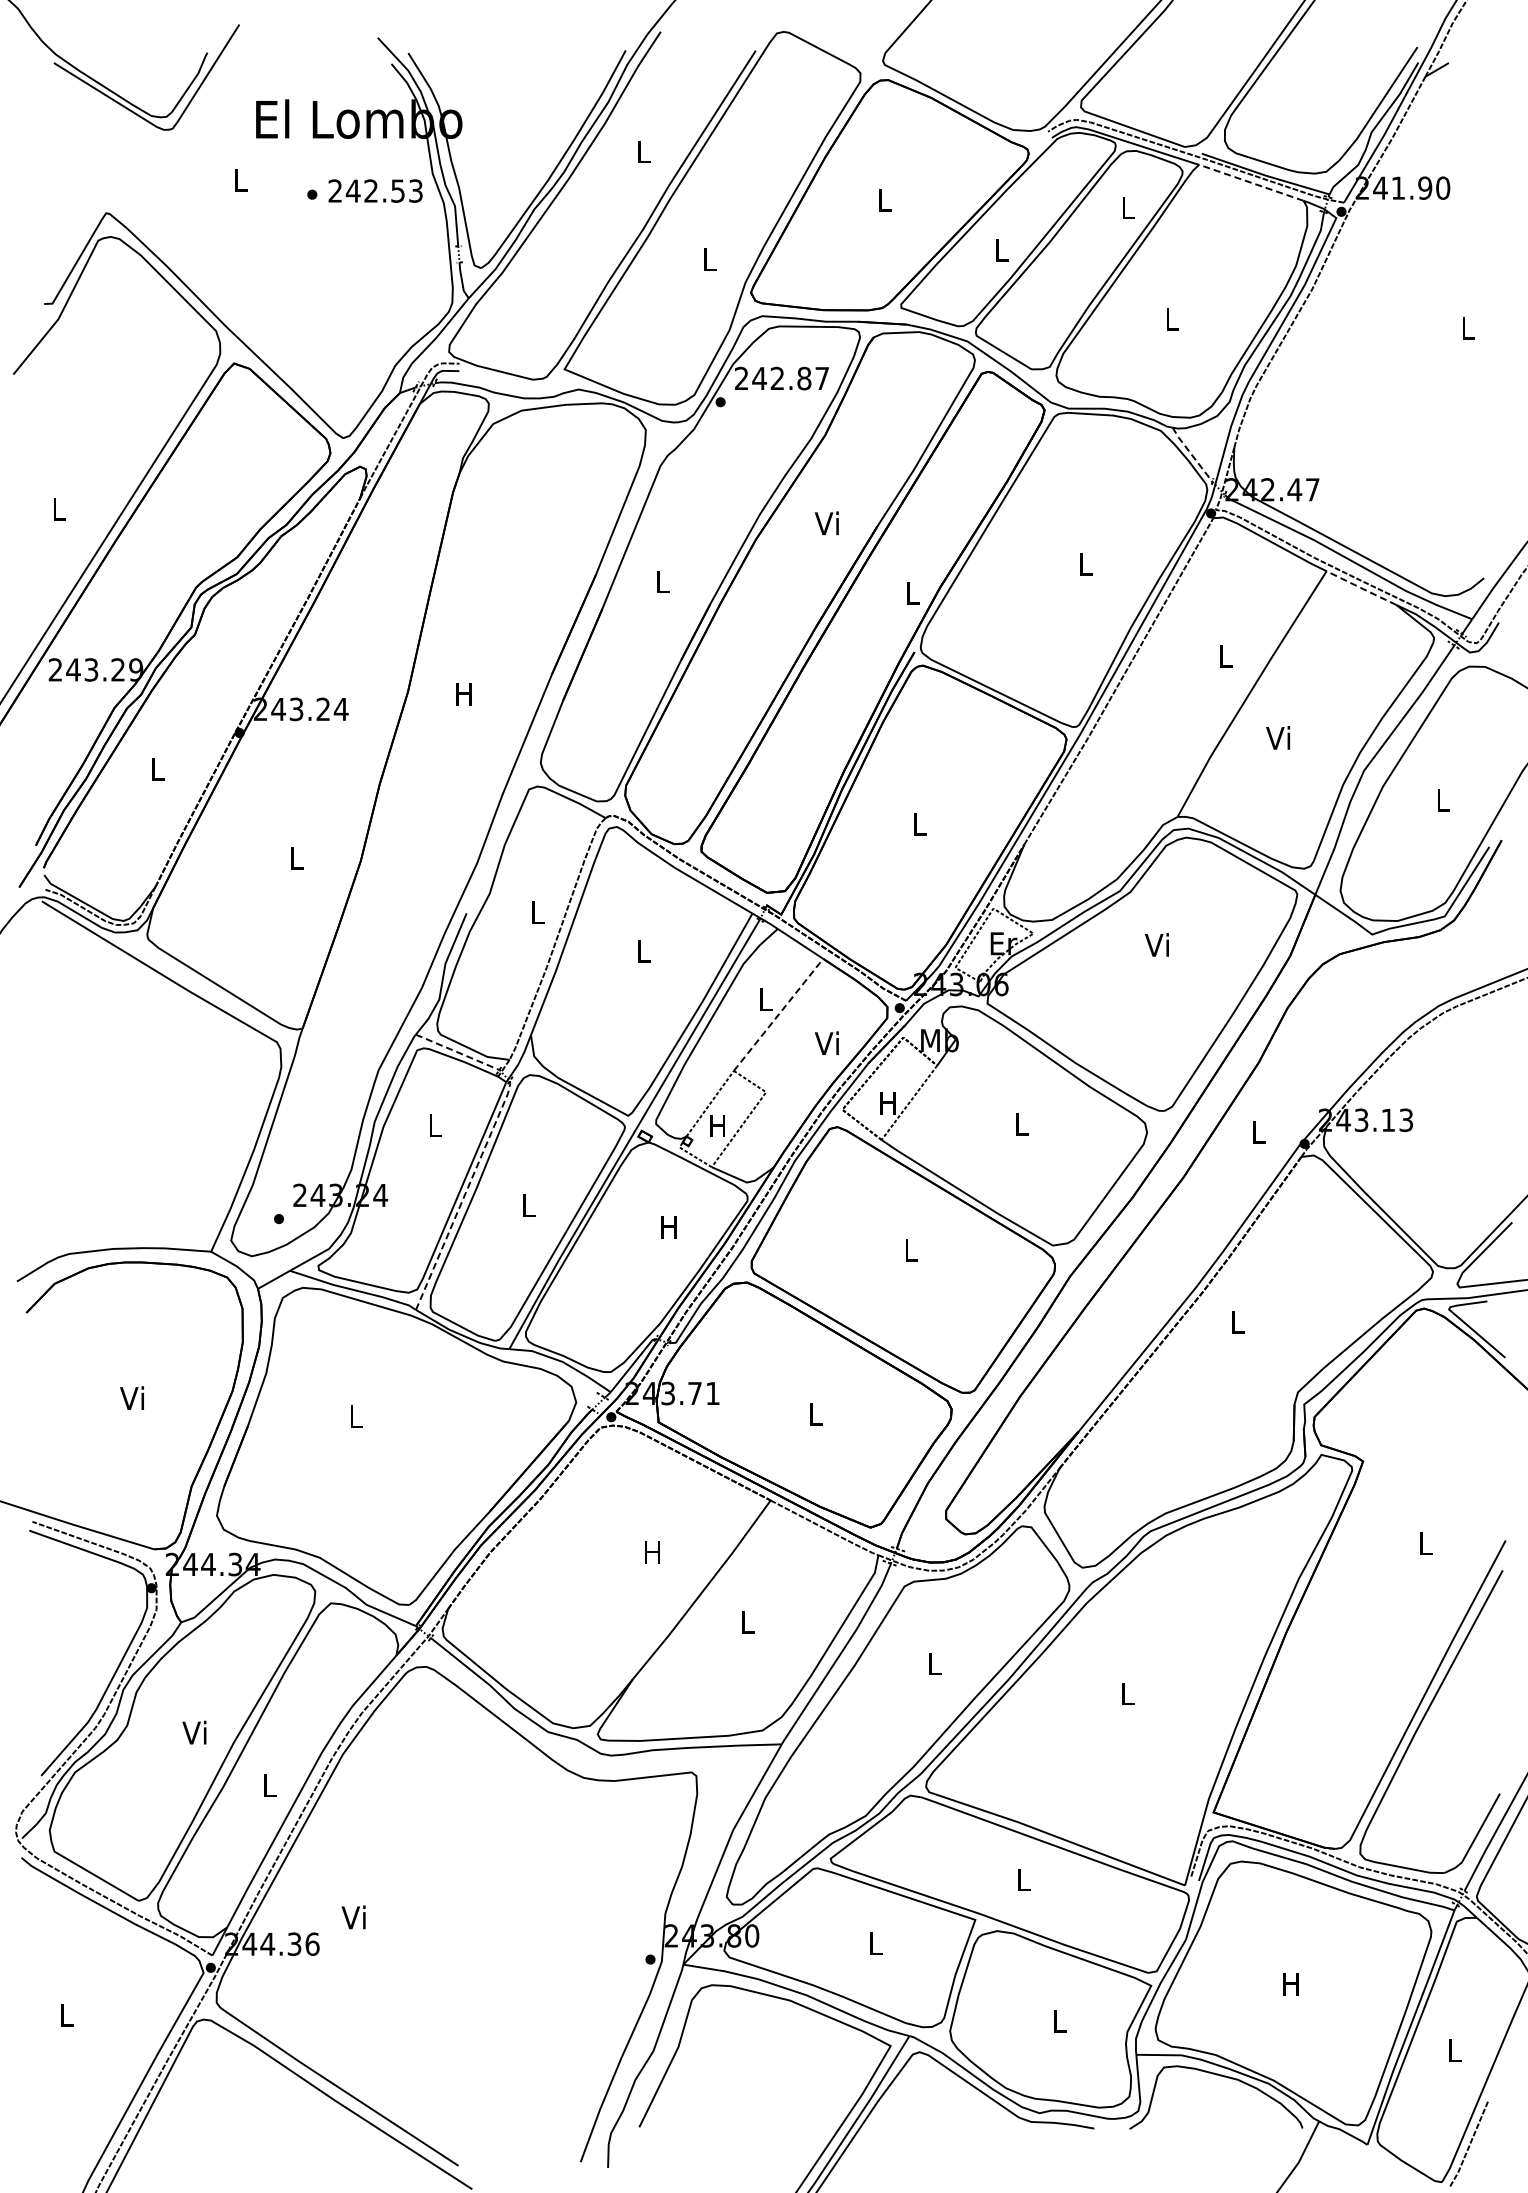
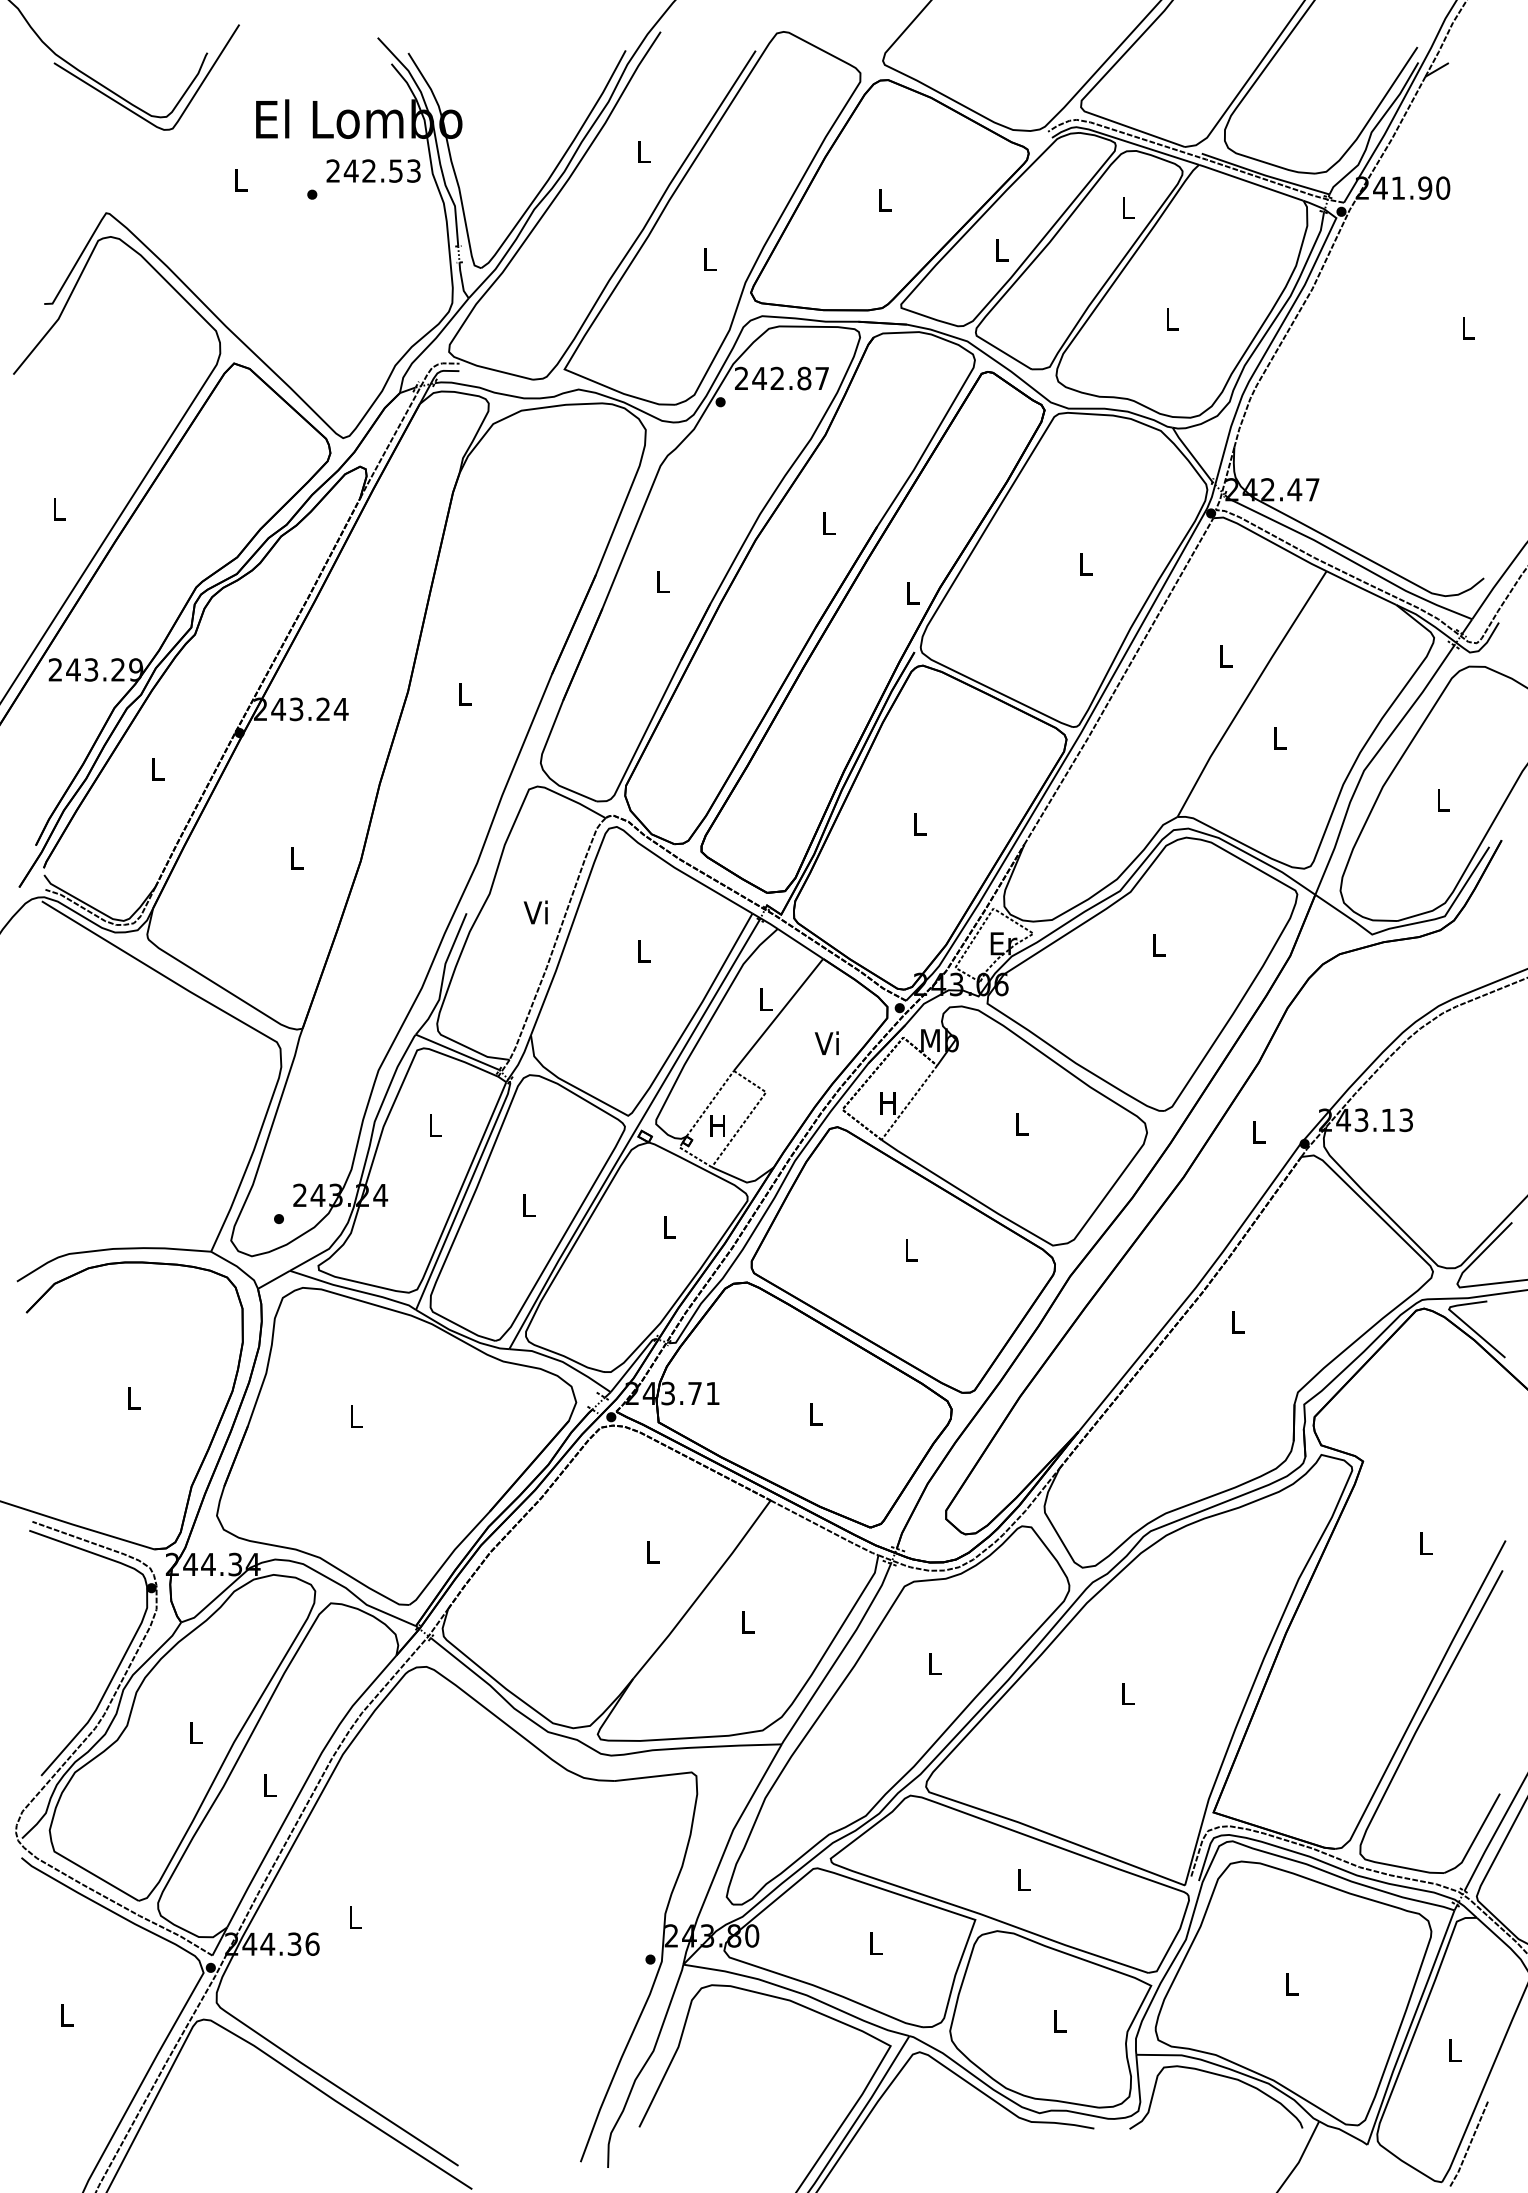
line: dashed -> solid (1250, 182)
text position: (375, 190) -> (373, 170) (373, 170)
line: dashed -> solid (1192, 455)
text: Vi -> L (826, 523)
line: dashed -> solid (1360, 587)
text: H -> L (463, 694)
text: Vi -> L (1278, 737)
text: L -> Vi (535, 912)
text: Vi -> L (1156, 944)
line: dashed -> solid (778, 1014)
line: dashed -> solid (458, 1052)
line: dashed -> solid (465, 1194)
text: H -> L (668, 1227)
text: Vi -> L (131, 1397)
text: H -> L (652, 1552)
text: Vi -> L (194, 1732)
text: Vi -> L (353, 1917)
text: H -> L (1290, 1984)
